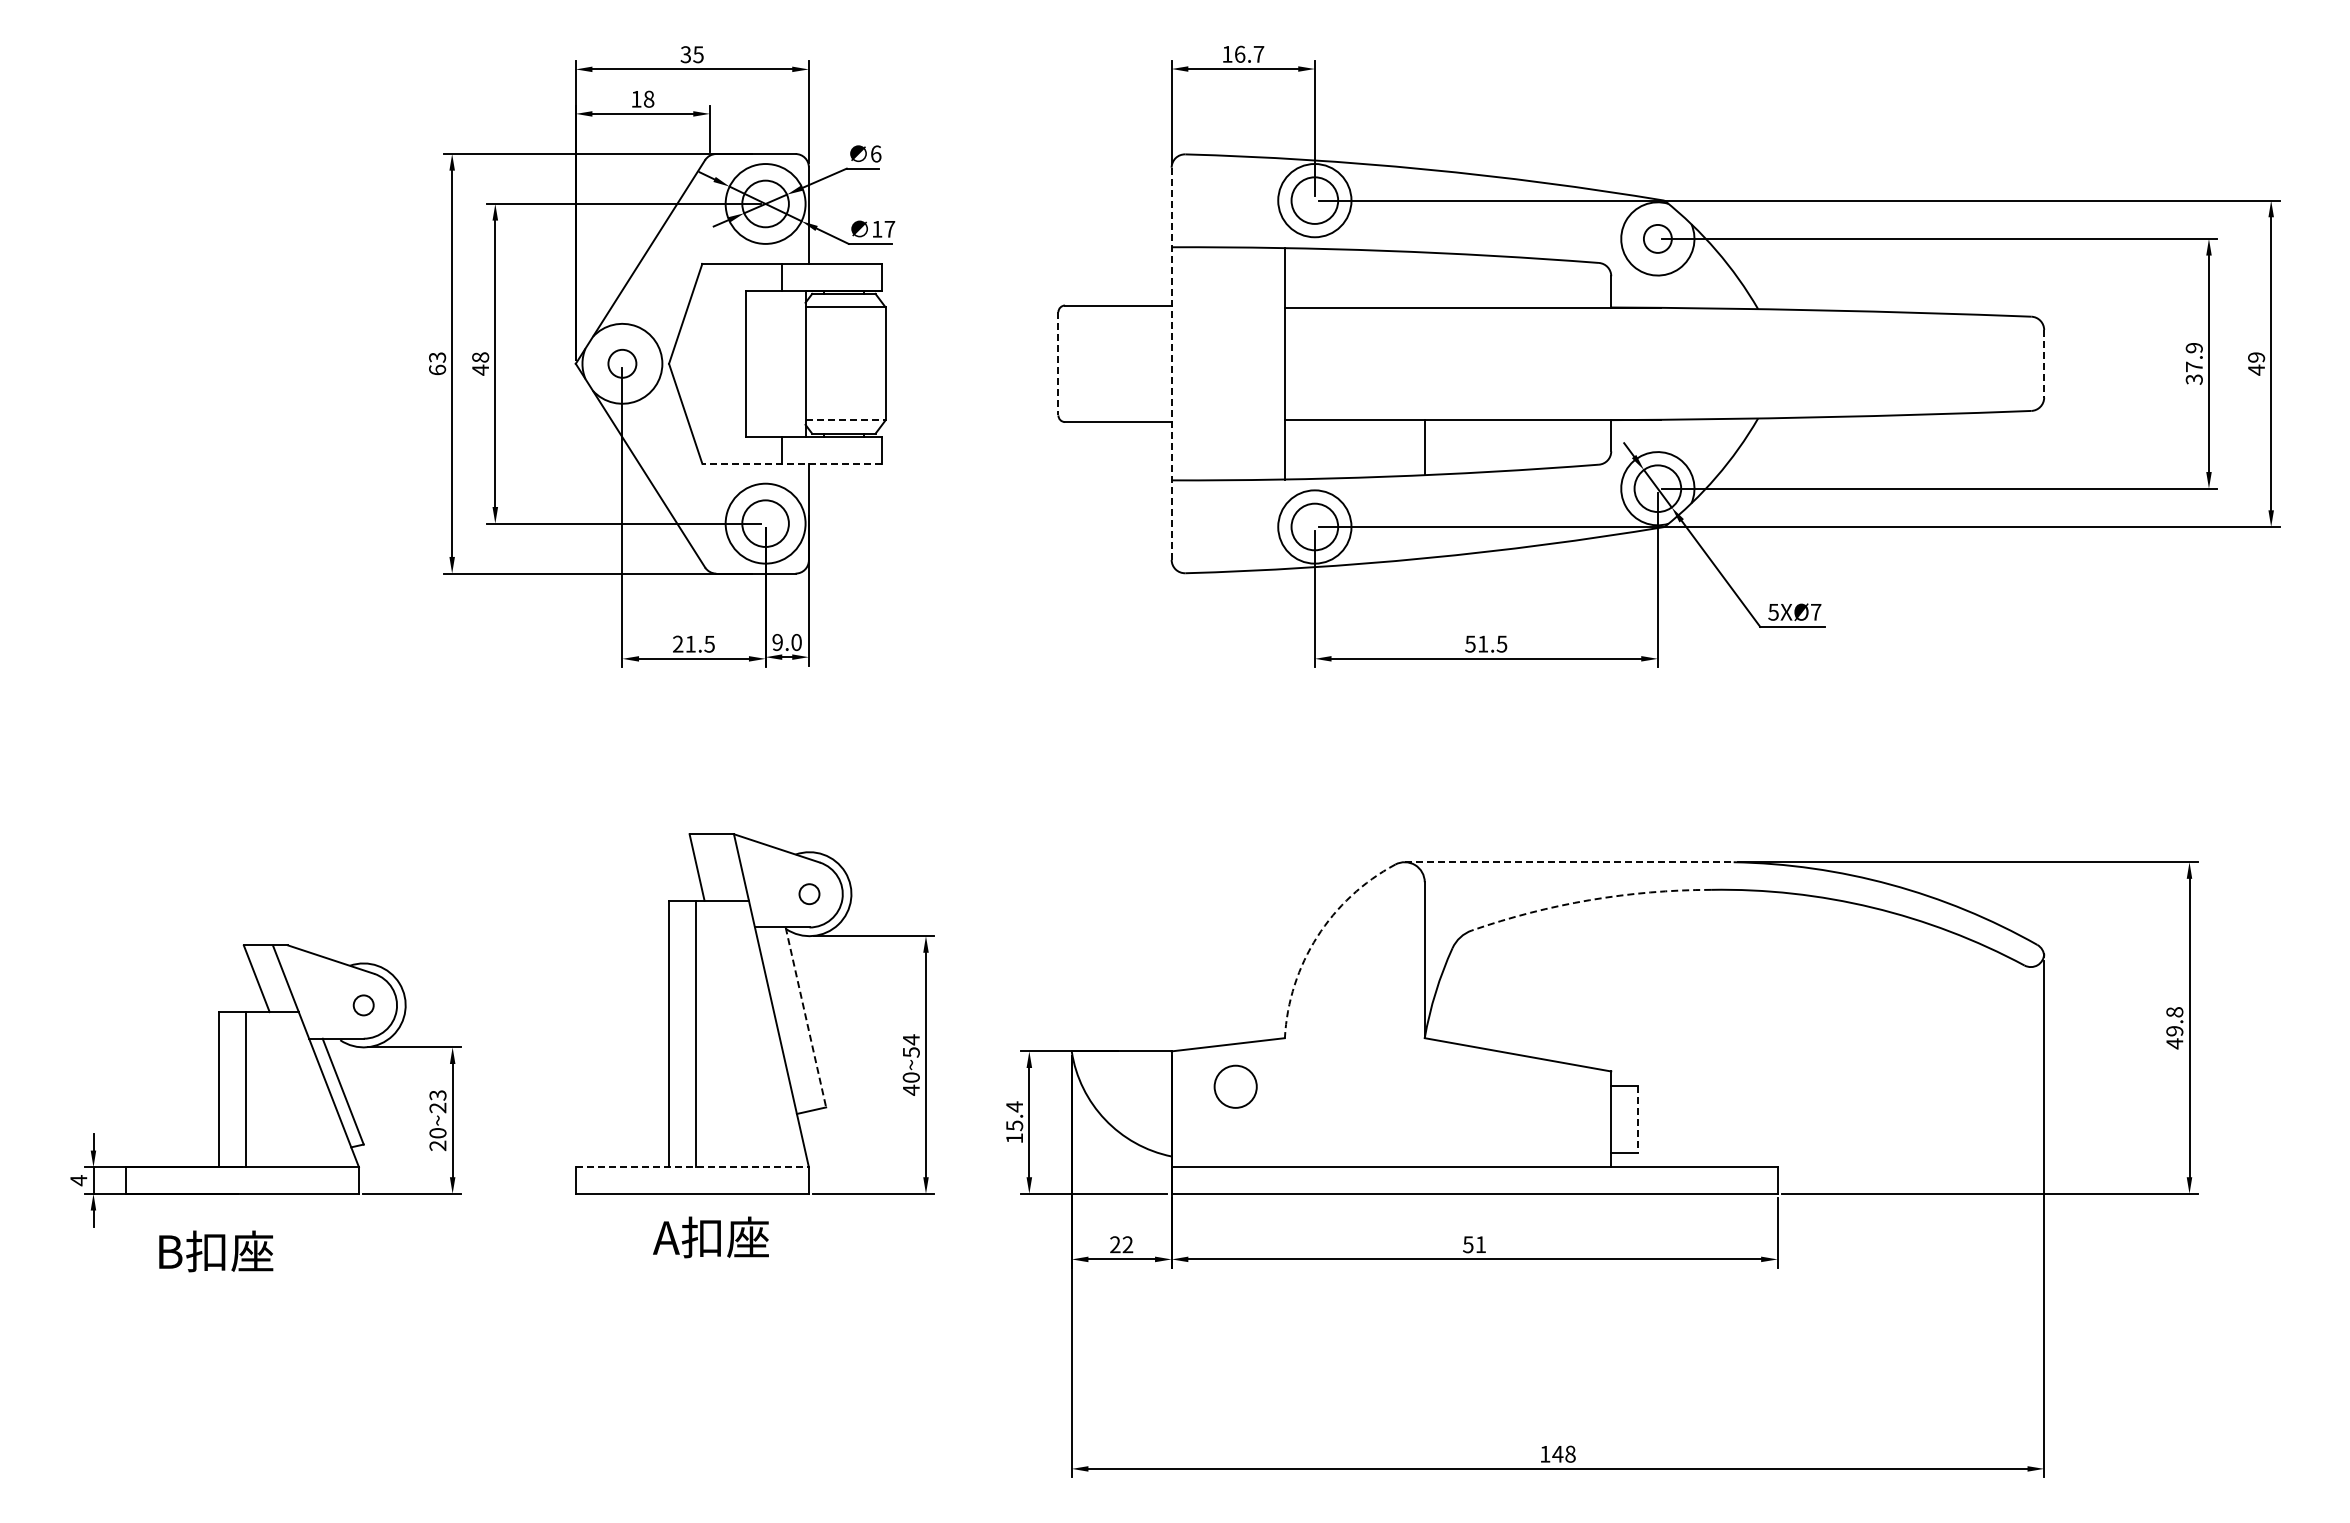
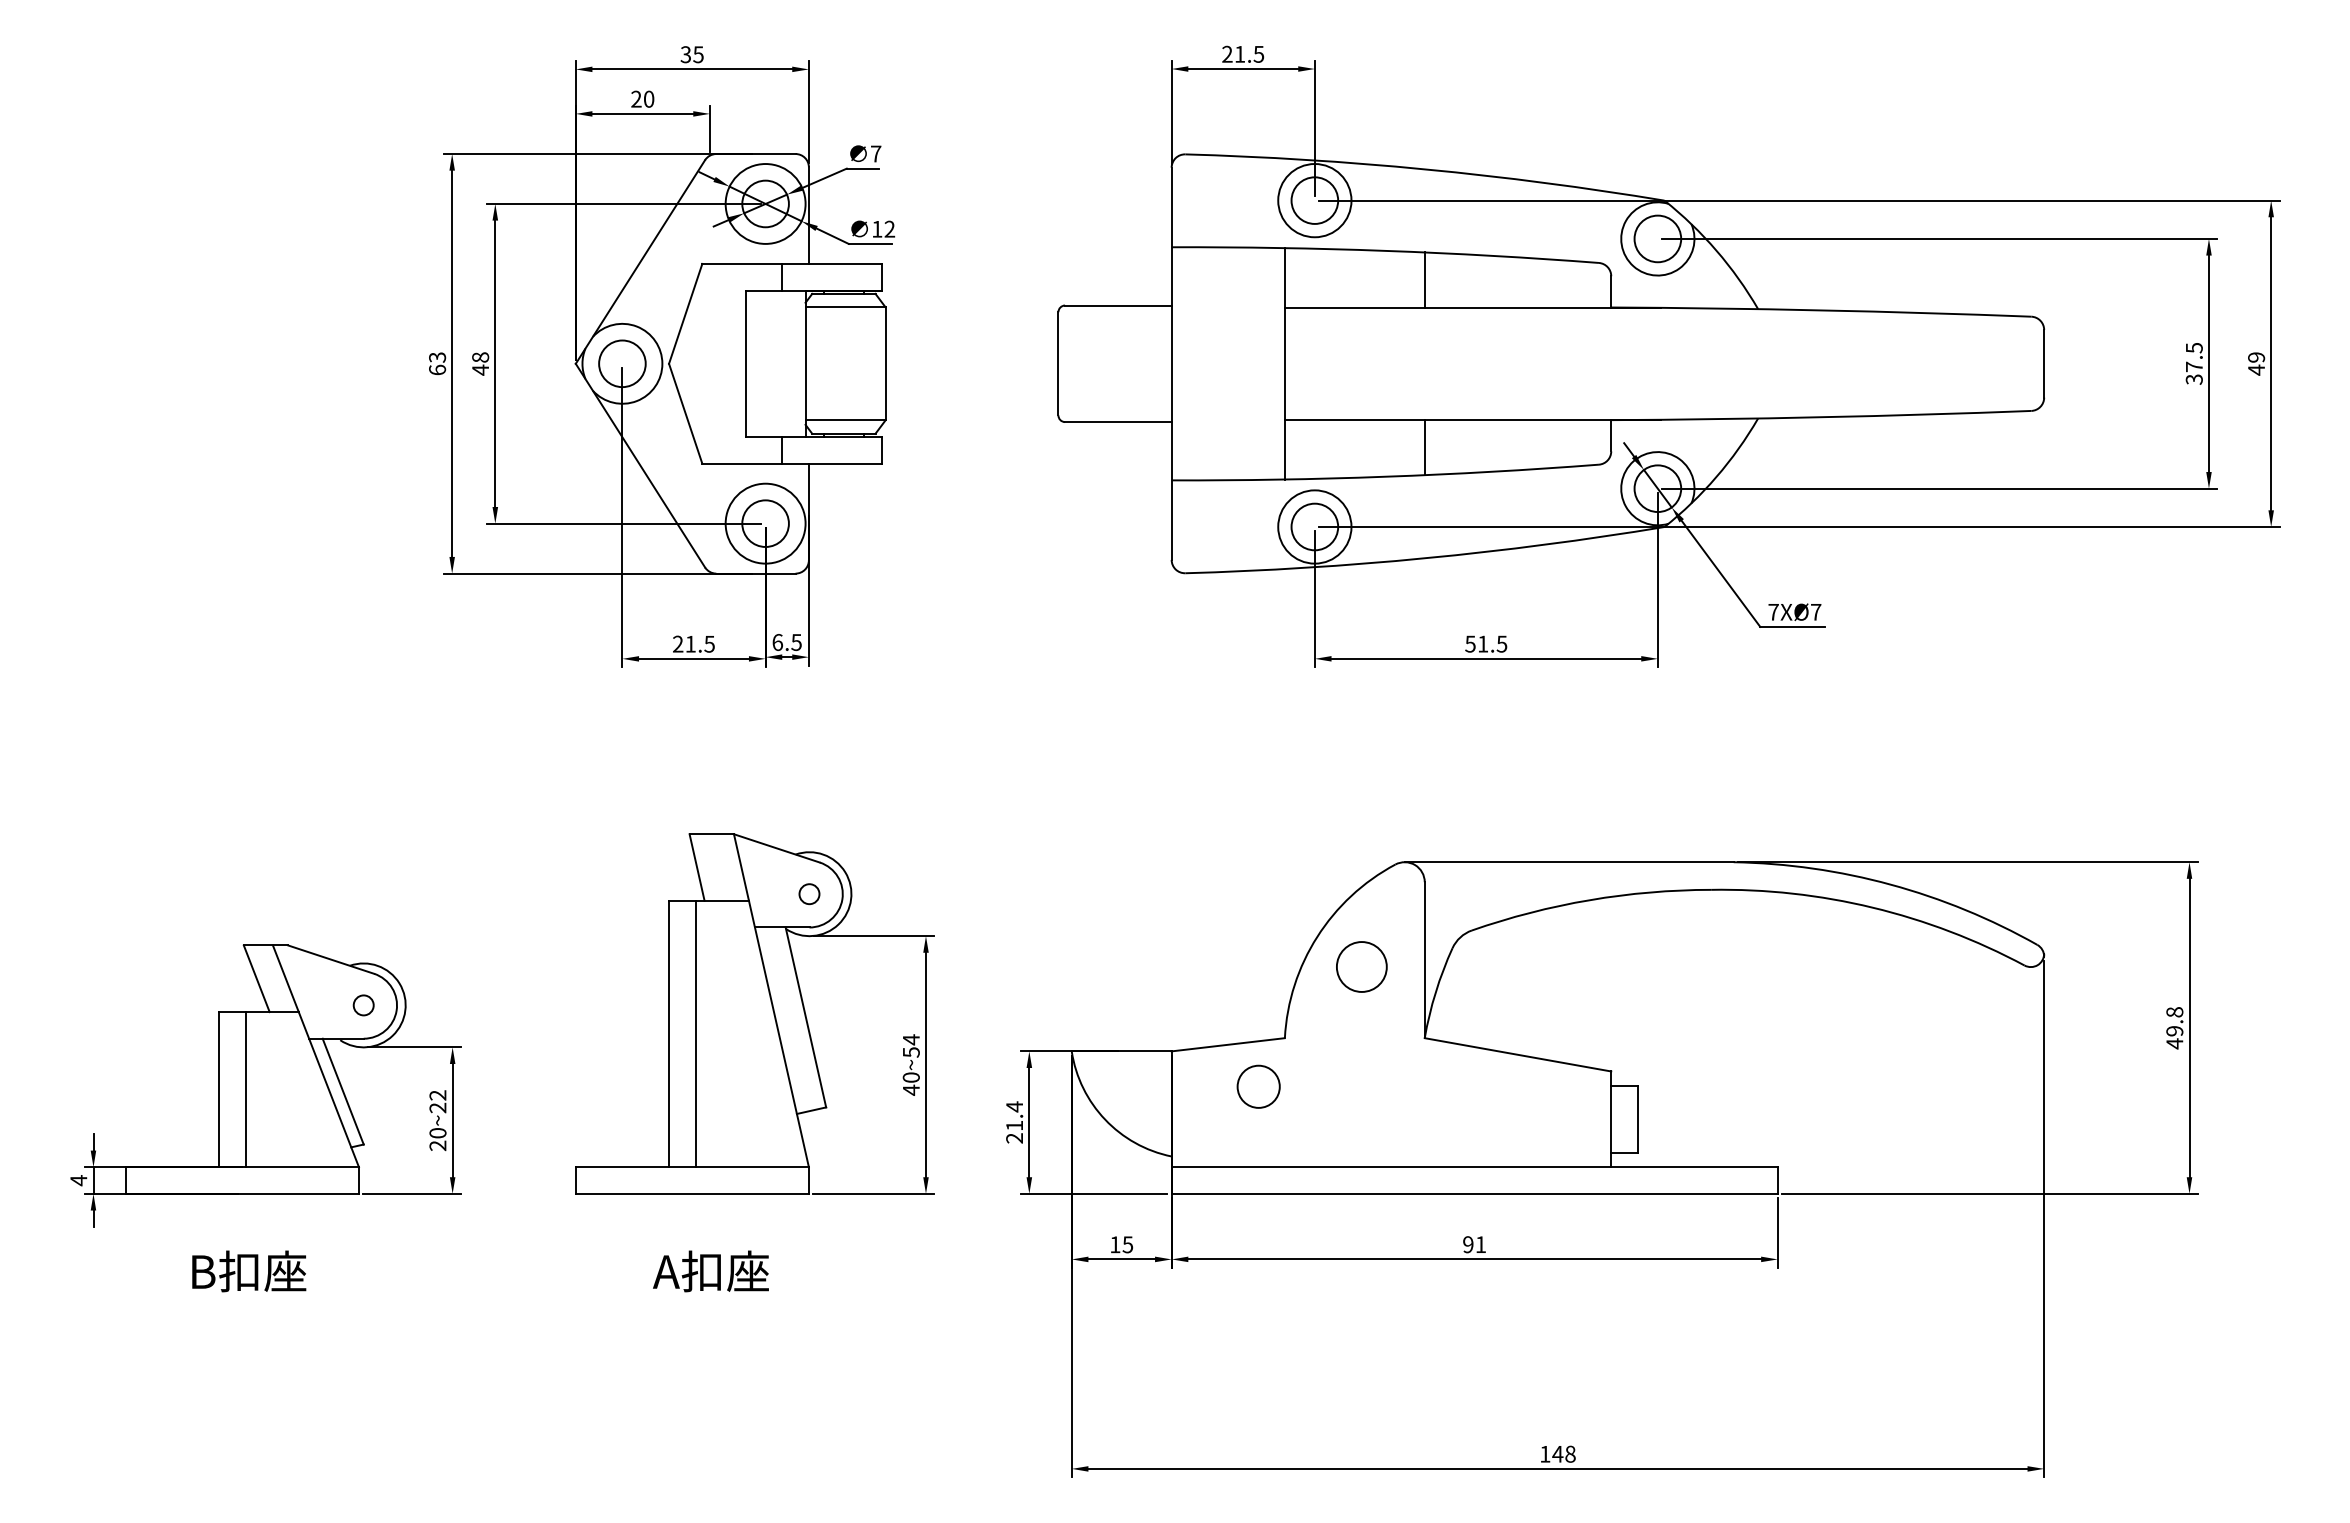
text: 16.7 -> 21.5 (1243, 53)
text: 18 -> 20 (642, 98)
text: 6 -> 7 (876, 153)
text: 17 -> 12 (889, 228)
circle diameter: 28 px -> 47 px (1657, 238)
line: none -> present (1424, 279)
text: 37.9 -> 37.5 (2193, 348)
circle diameter: 28 px -> 47 px (622, 363)
line: dashed -> solid (1058, 363)
line: dashed -> solid (2044, 363)
line: dashed -> solid (1171, 364)
line: dashed -> solid (845, 420)
line: dashed -> solid (792, 463)
text: 5XØ7 -> 7XØ7 (1773, 612)
text: 9.0 -> 6.5 (786, 642)
line: dashed -> solid (1569, 862)
arc: dashed -> solid (1589, 900)
arc: dashed -> solid (1317, 936)
circle: none -> present (1361, 966)
line: dashed -> solid (806, 1017)
circle position: (1235, 1086) -> (1258, 1086) (1258, 1086)
text: 20~23 -> 20~22 (438, 1095)
line: dashed -> solid (1637, 1119)
text: 15.4 -> 21.4 (1014, 1131)
line: dashed -> solid (692, 1167)
text position: (710, 1237) -> (710, 1271) (710, 1271)
text: 22 -> 15 (1121, 1244)
text: 51 -> 91 (1468, 1244)
text position: (216, 1251) -> (249, 1271) (249, 1271)
